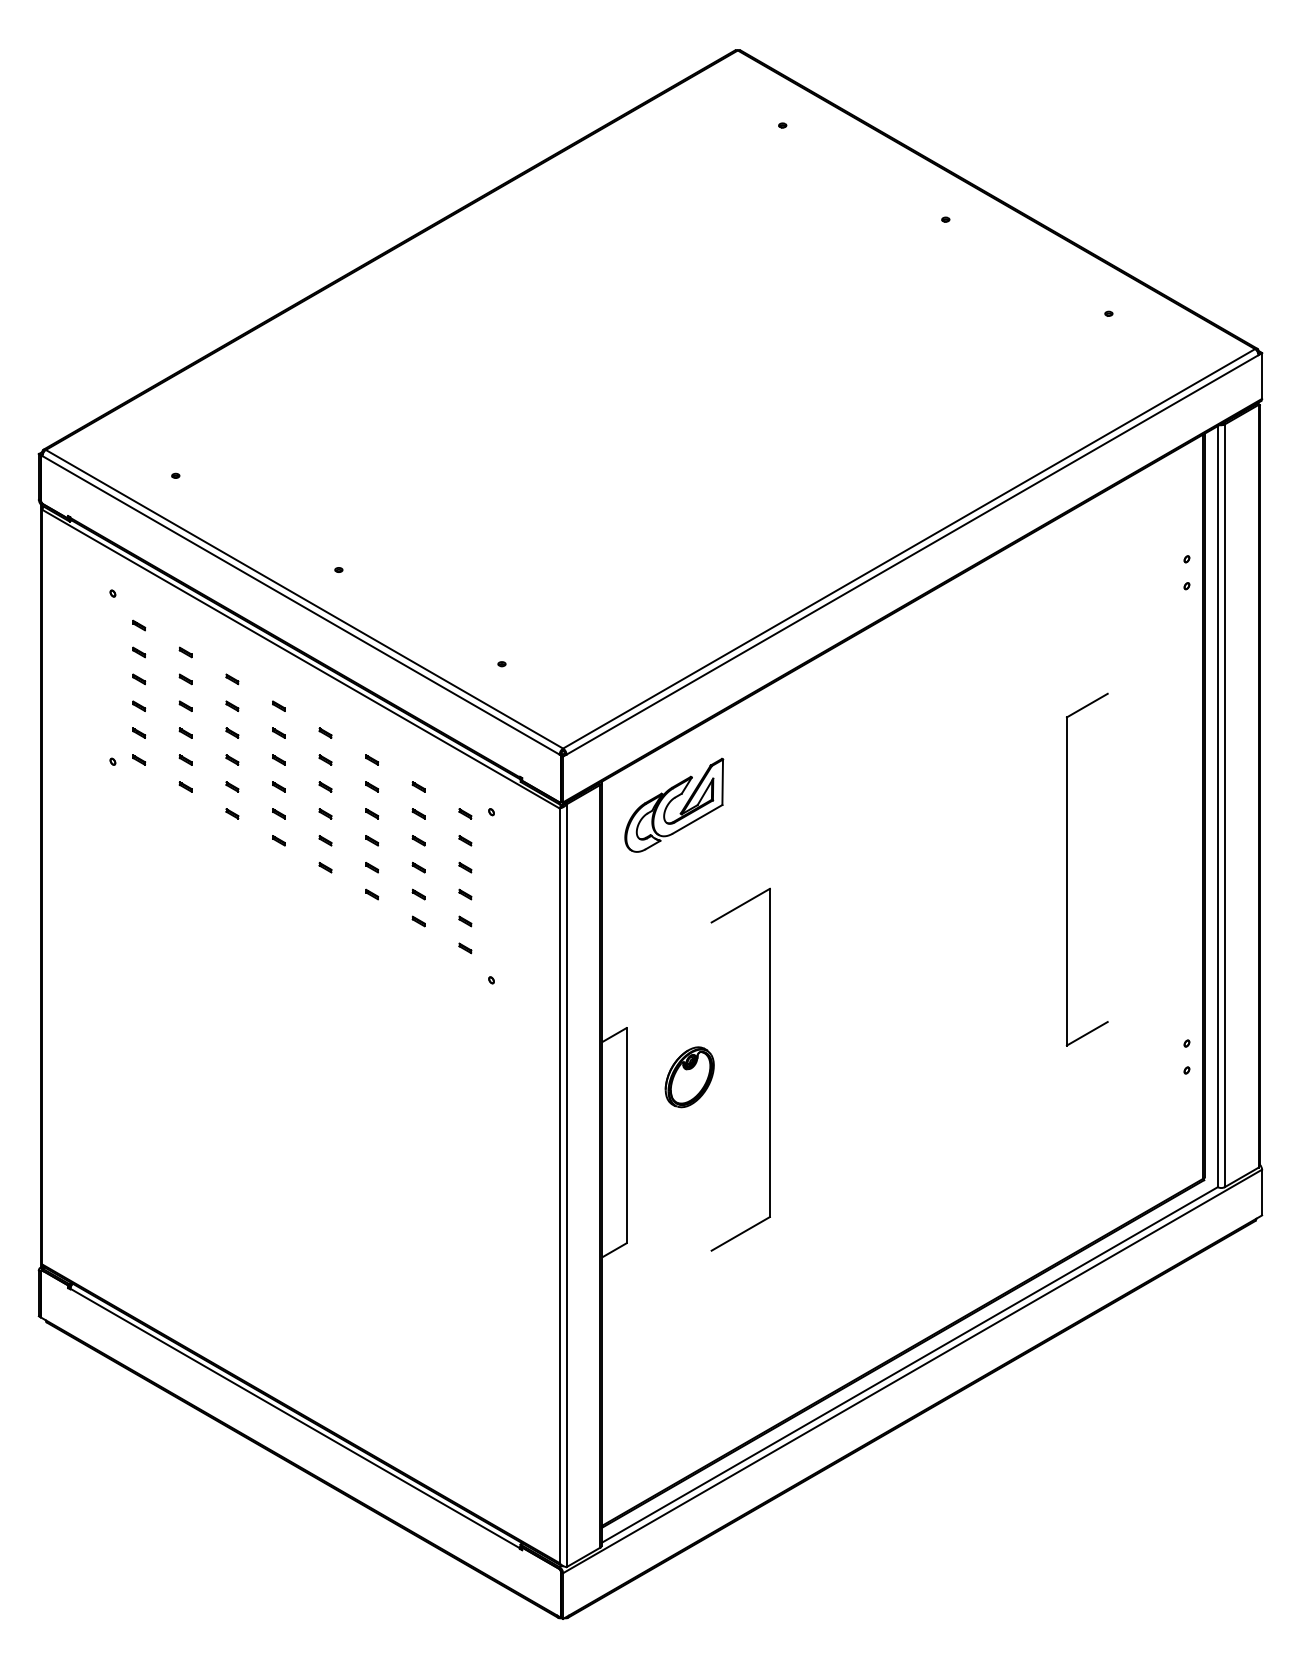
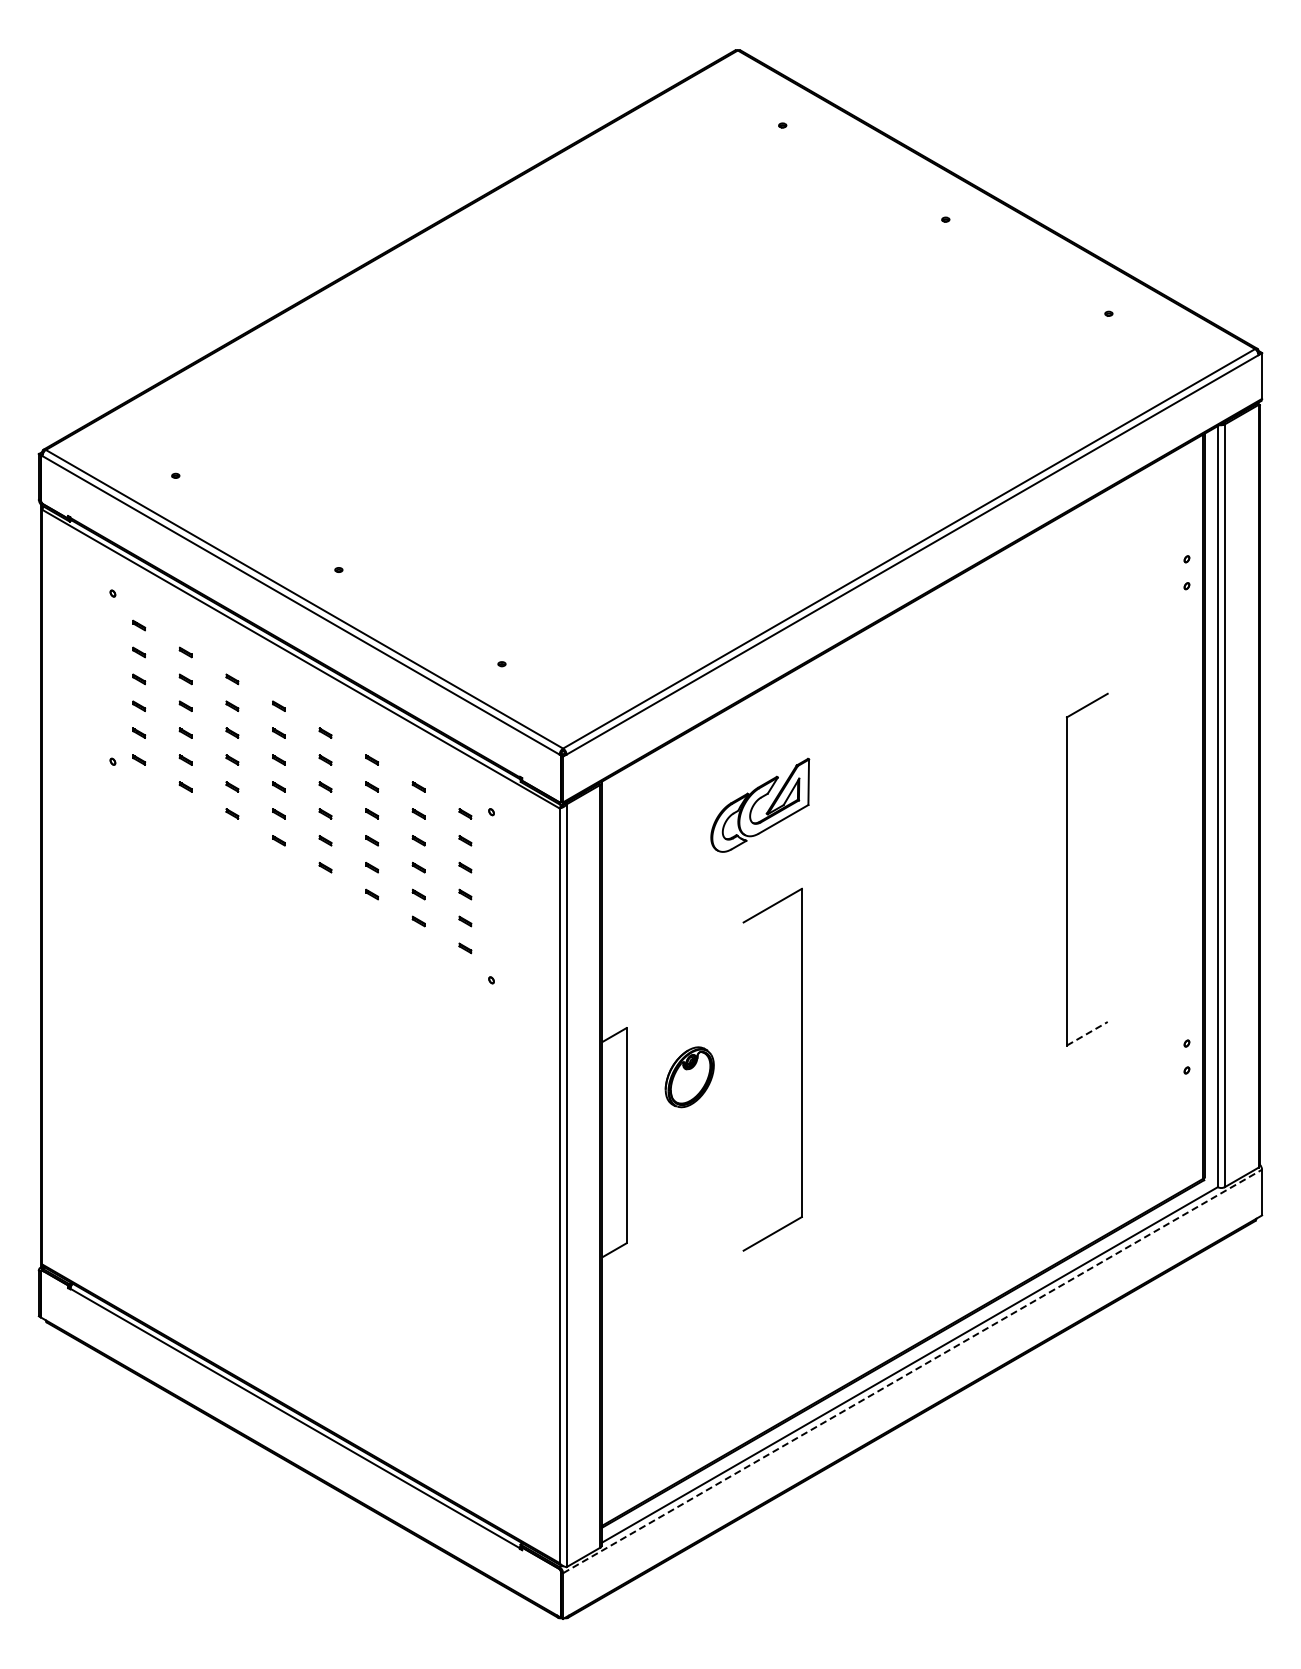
part position: (674, 804) -> (760, 804) (760, 804)
line: solid -> dashed (1087, 1033)
part position: (769, 1069) -> (801, 1069) (801, 1069)
line: solid -> dashed (912, 1371)
